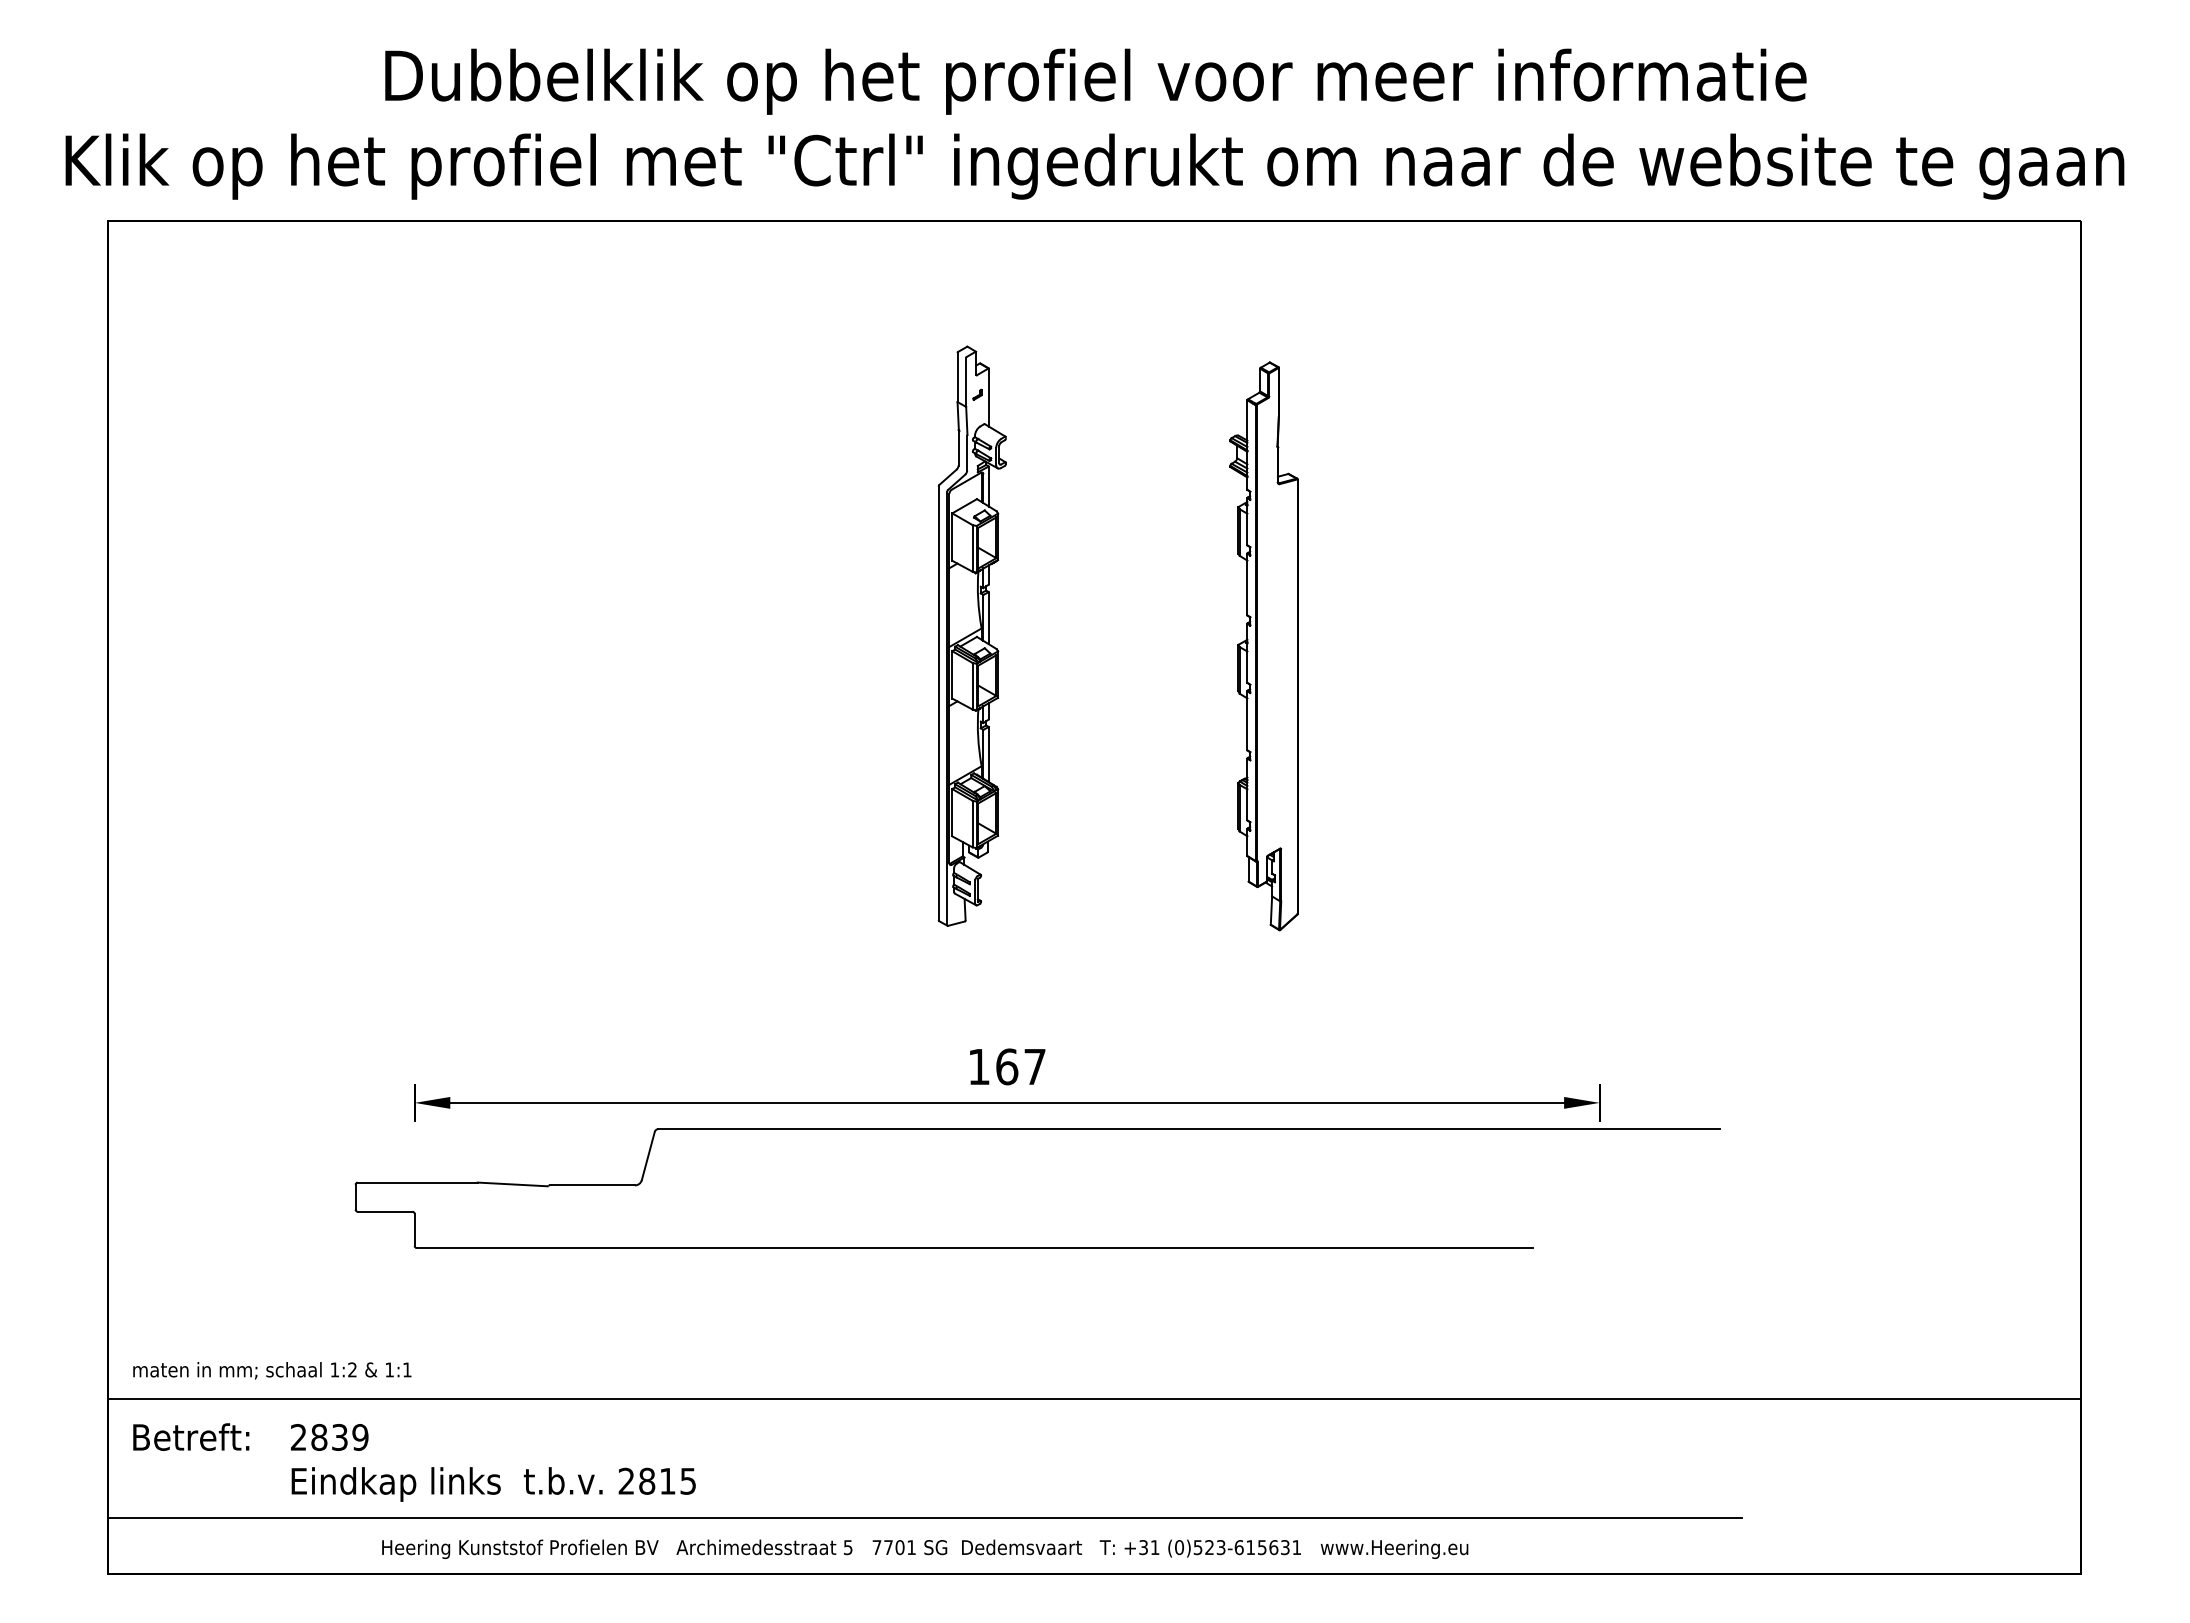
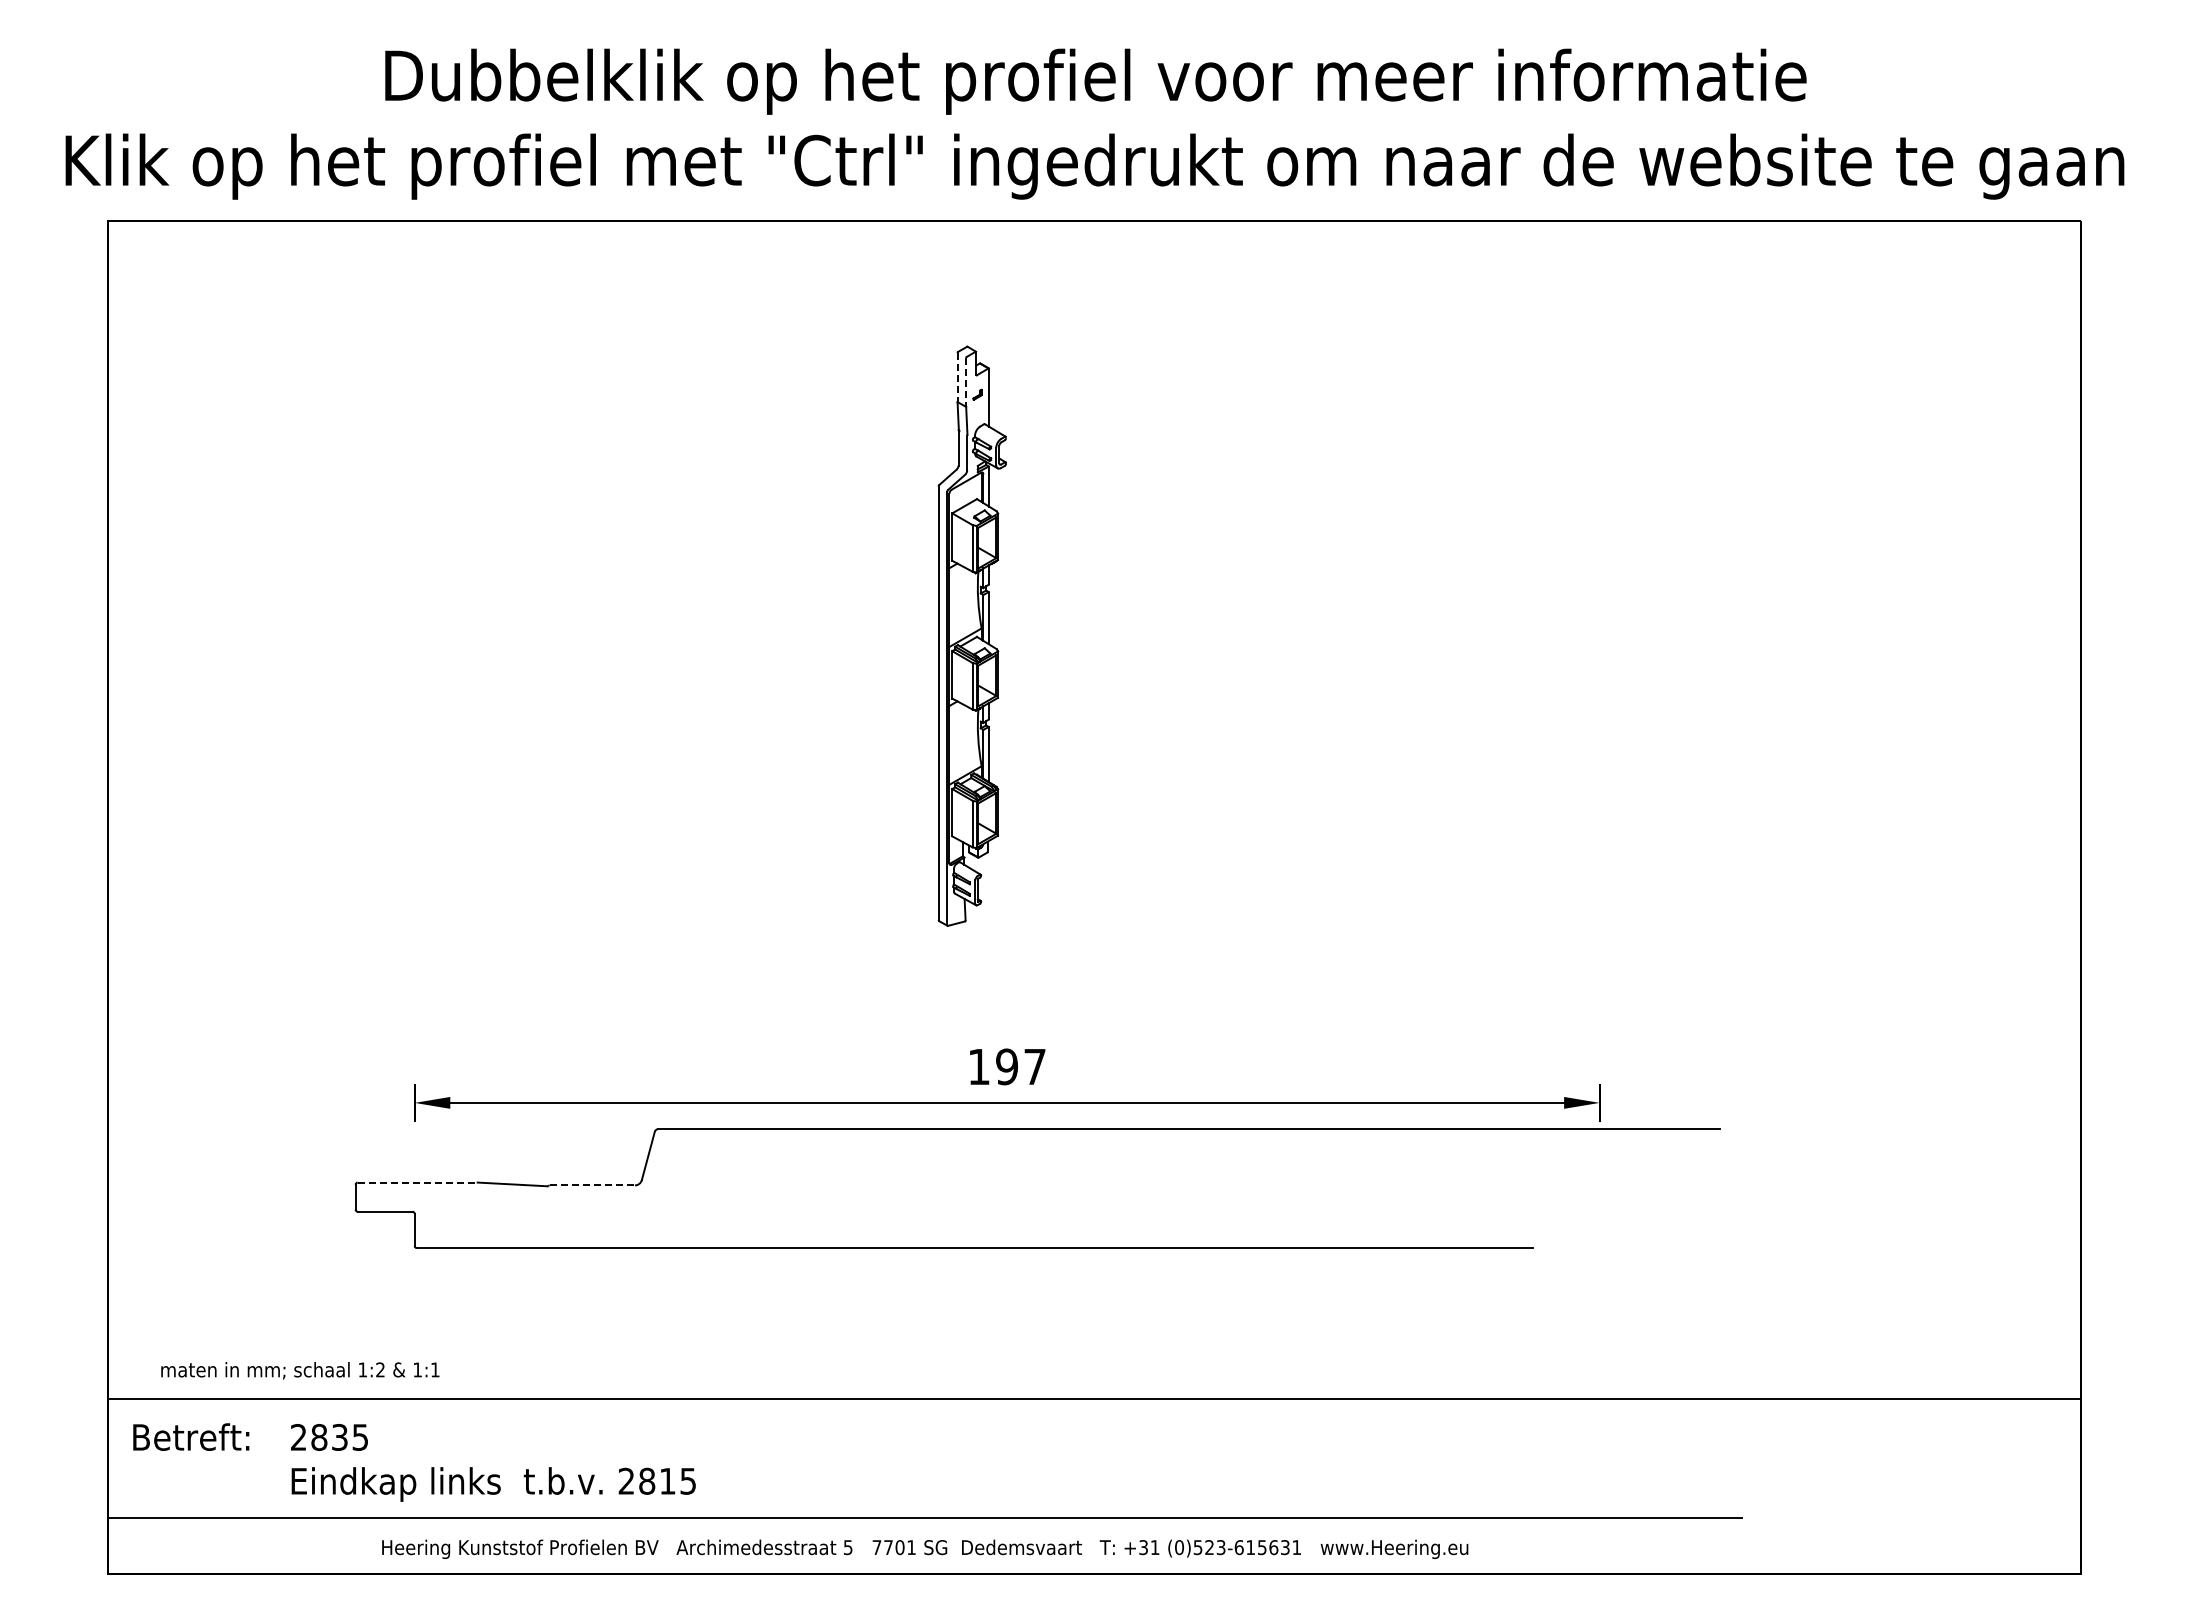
line: solid -> dashed (957, 377)
line: solid -> dashed (966, 382)
part: present -> none (1263, 646)
text: 167 -> 197 (1007, 1066)
line: solid -> dashed (417, 1182)
line: solid -> dashed (592, 1185)
text position: (272, 1370) -> (300, 1370) (300, 1370)
text: 2839 -> 2835 (360, 1437)
